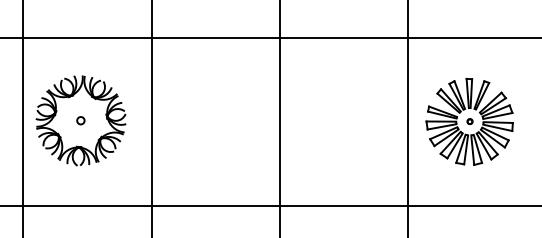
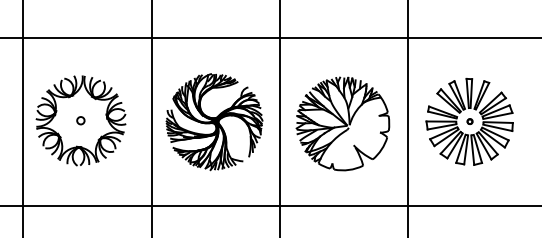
part: none -> present (214, 122)
part: none -> present (342, 123)
